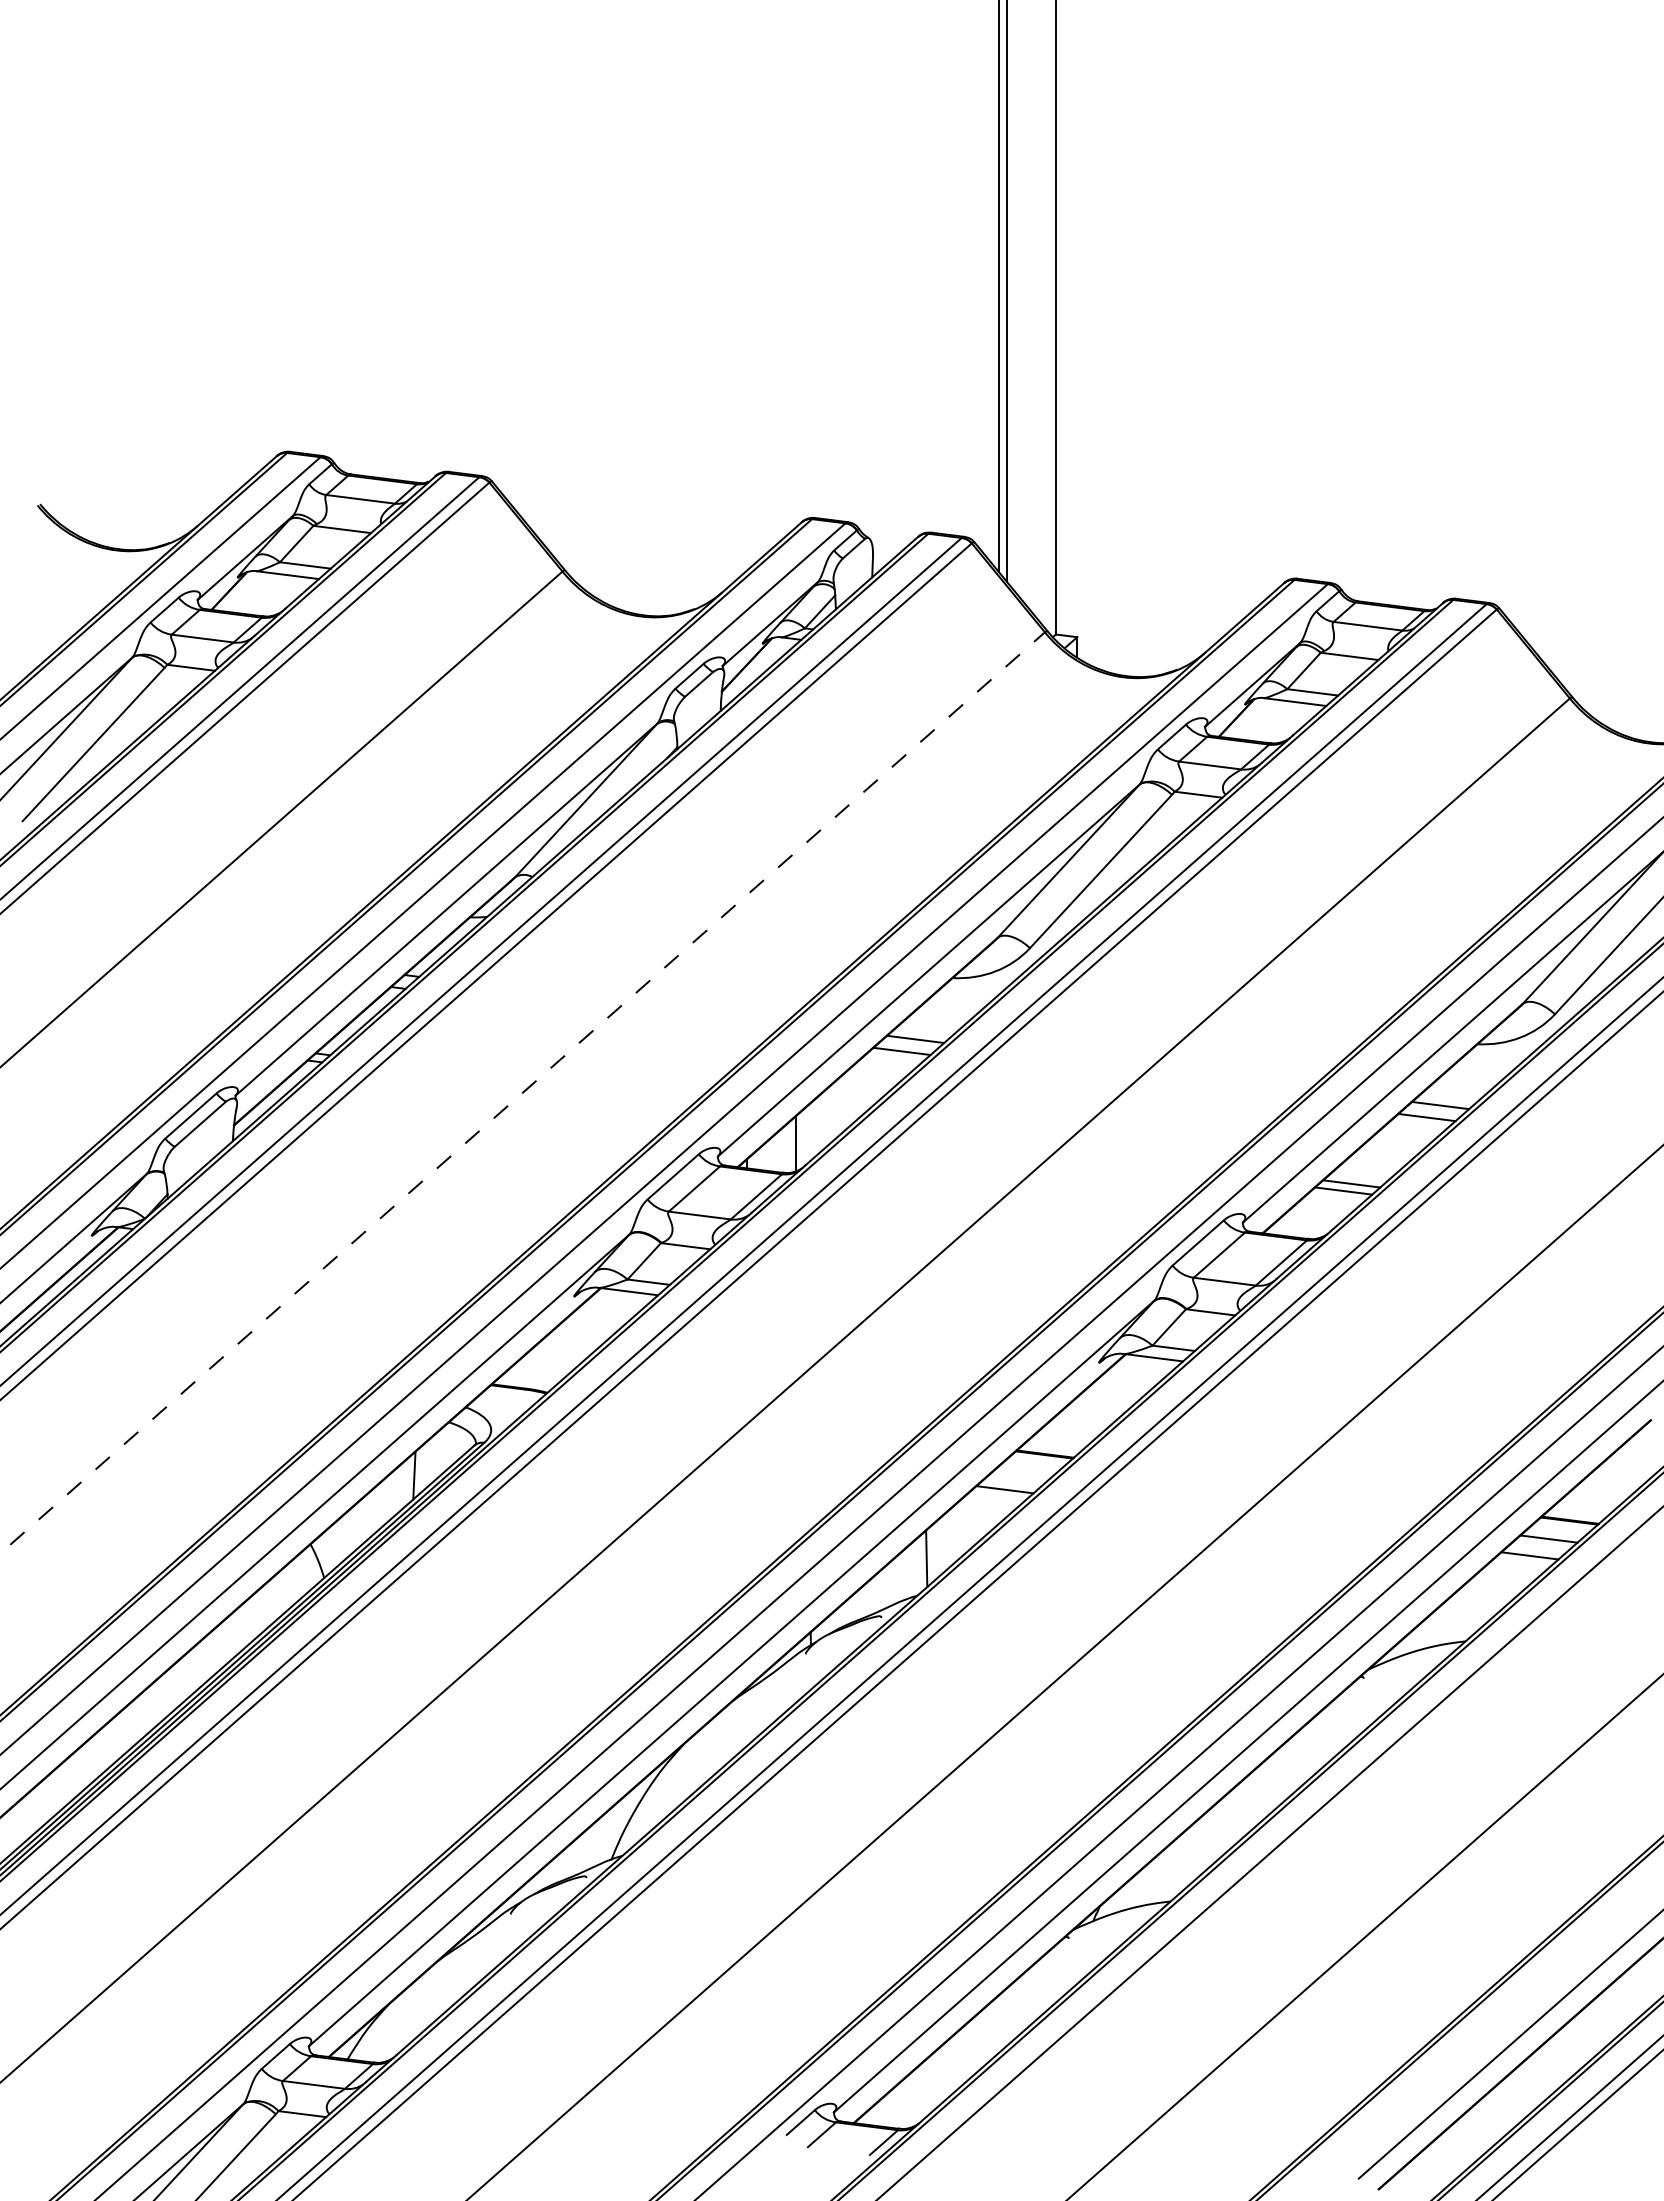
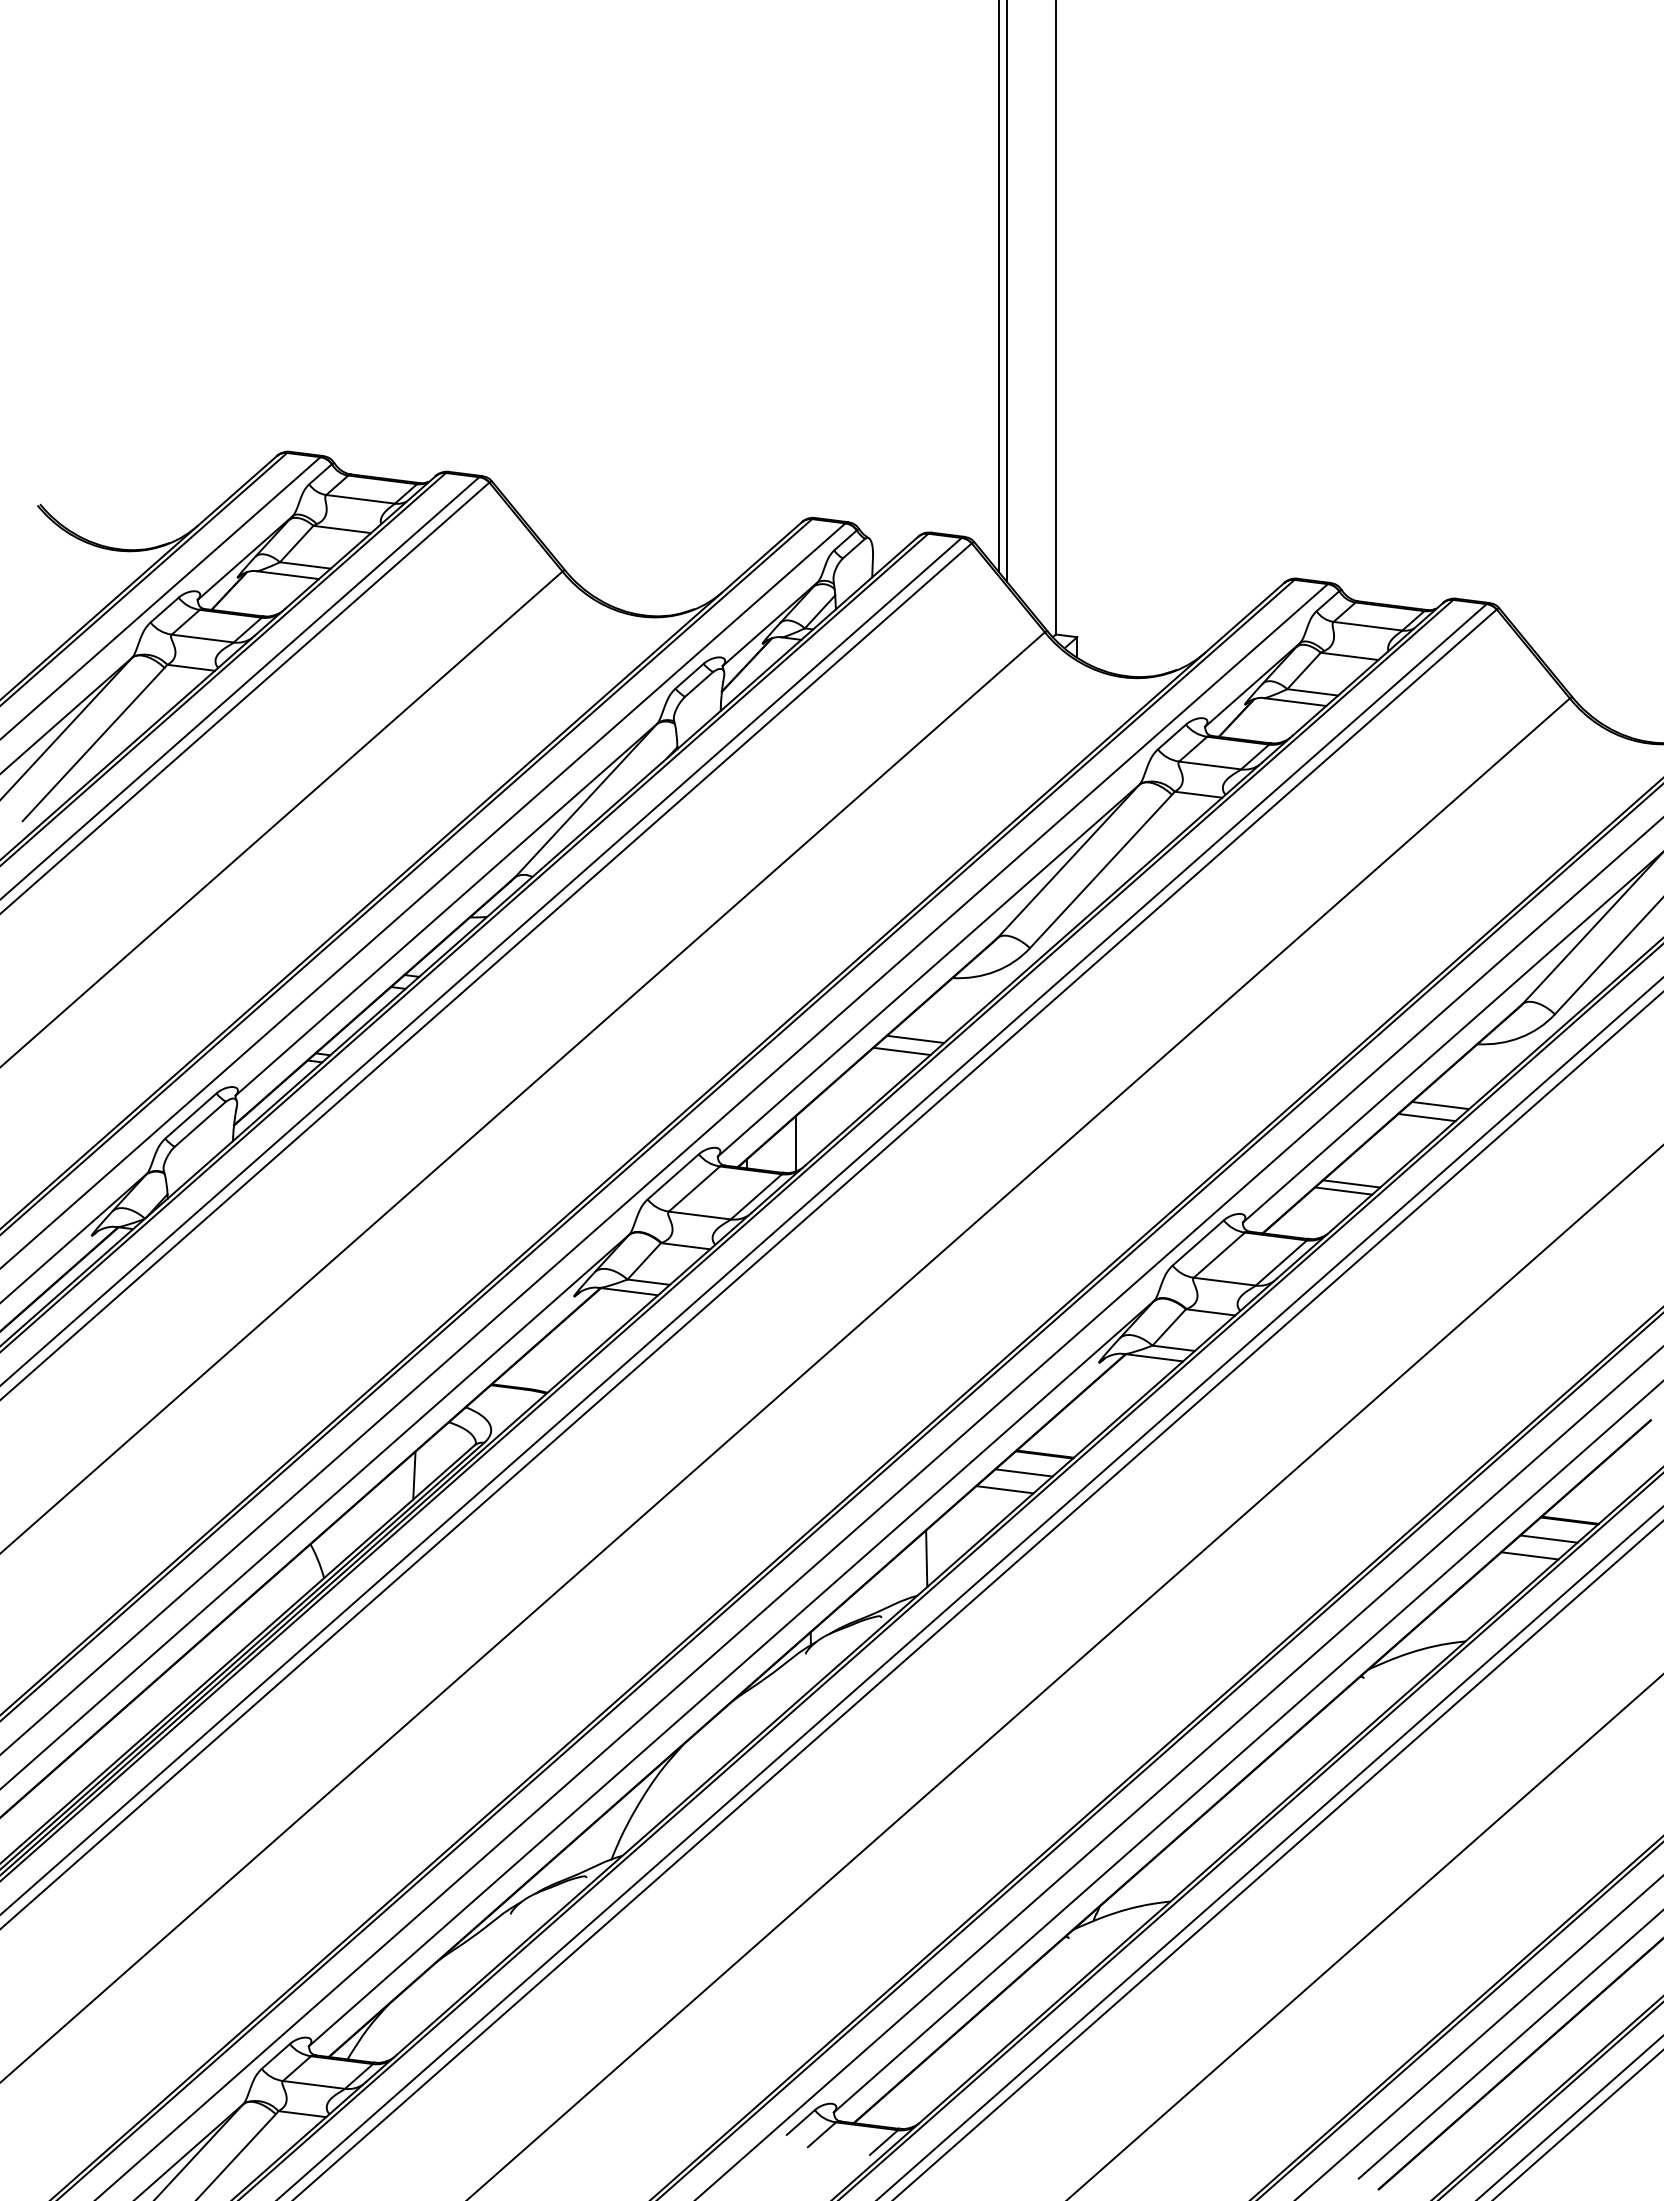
line: dashed -> solid (523, 1092)
line: none -> present (1023, 1472)
line: none -> present (1277, 1860)
line: none -> present (1479, 2037)
